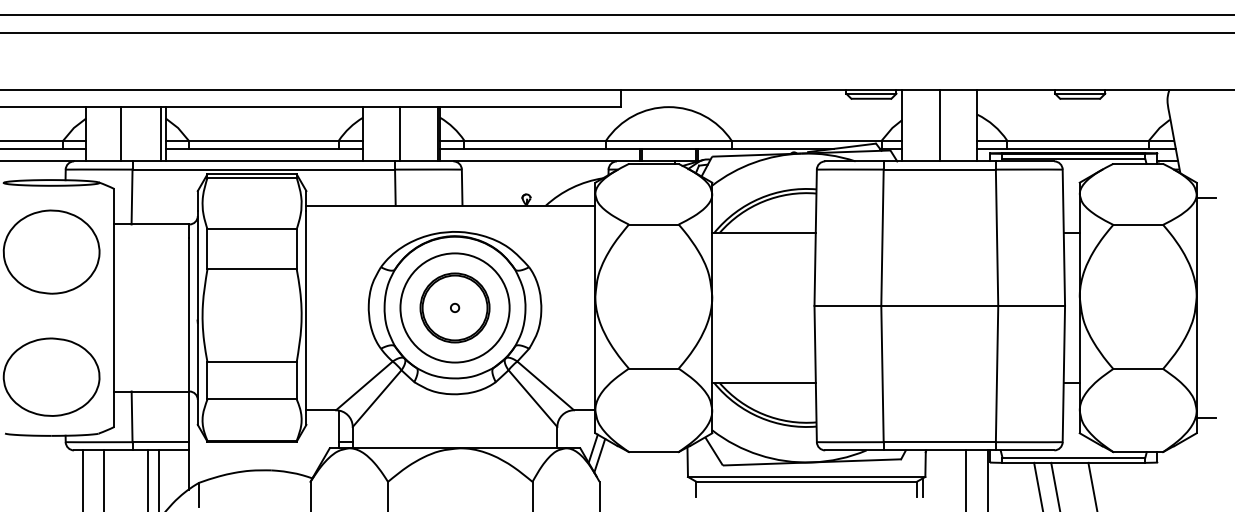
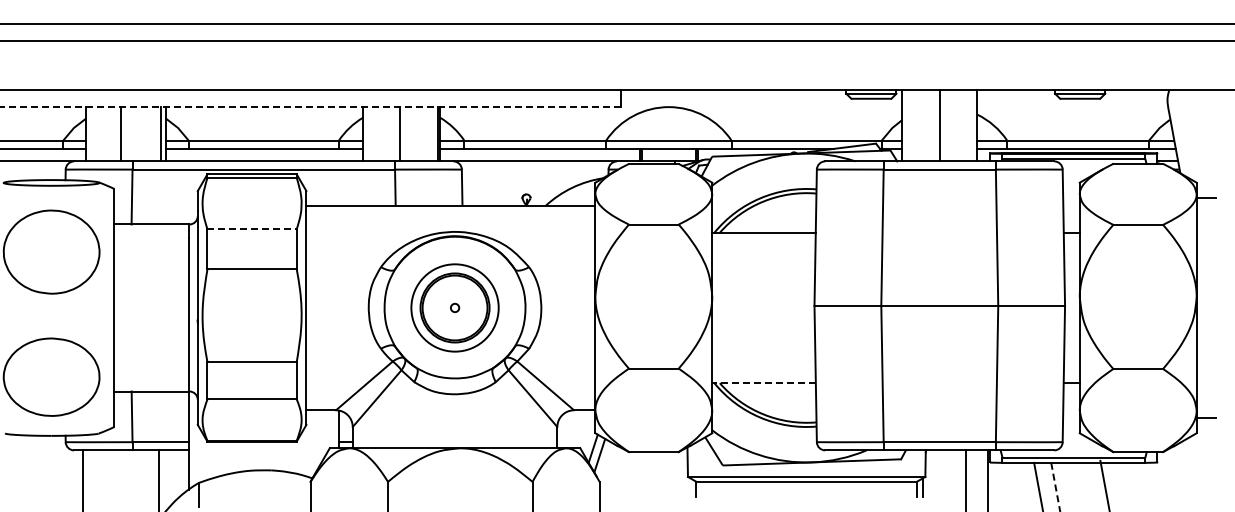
line position: (616, 15) -> (616, 24) (616, 24)
line position: (616, 32) -> (616, 40) (616, 40)
line: solid -> dashed (310, 107)
line: solid -> dashed (252, 229)
circle diameter: 109 px -> 87 px (454, 307)
line: solid -> dashed (764, 383)
line: present -> none (104, 479)
line: present -> none (147, 479)
line position: (1092, 485) -> (1104, 484) (1104, 484)
line: solid -> dashed (1055, 487)
